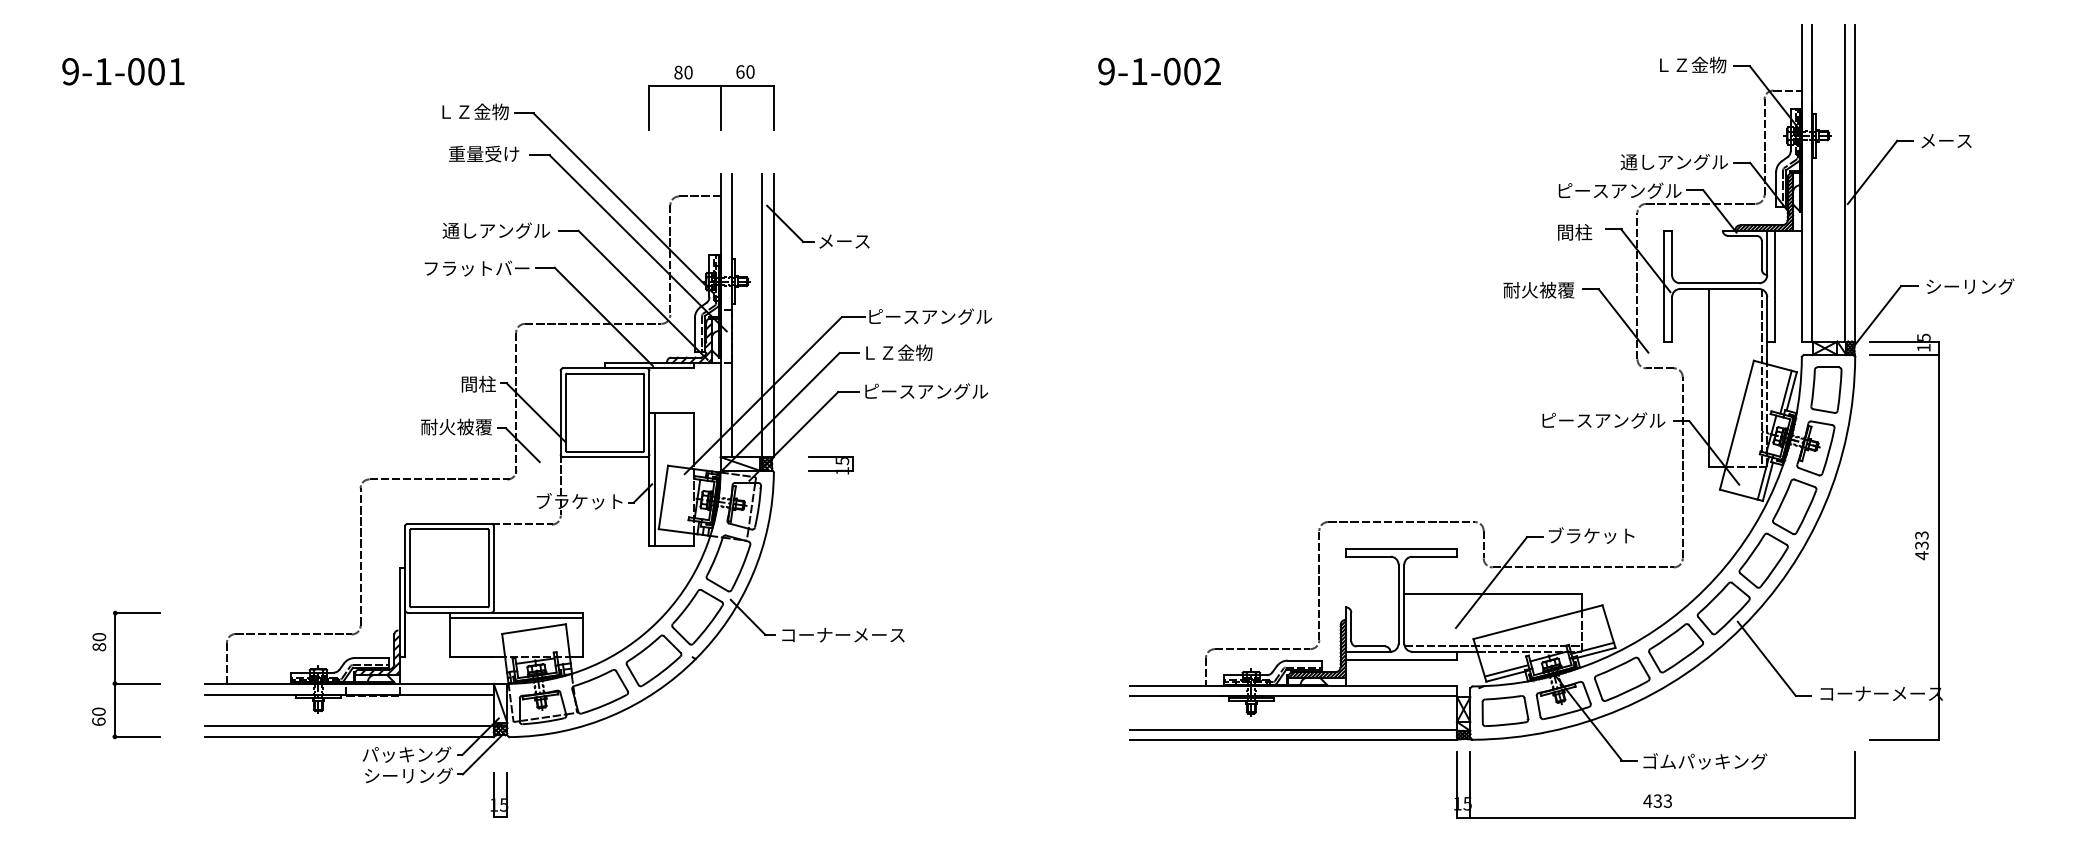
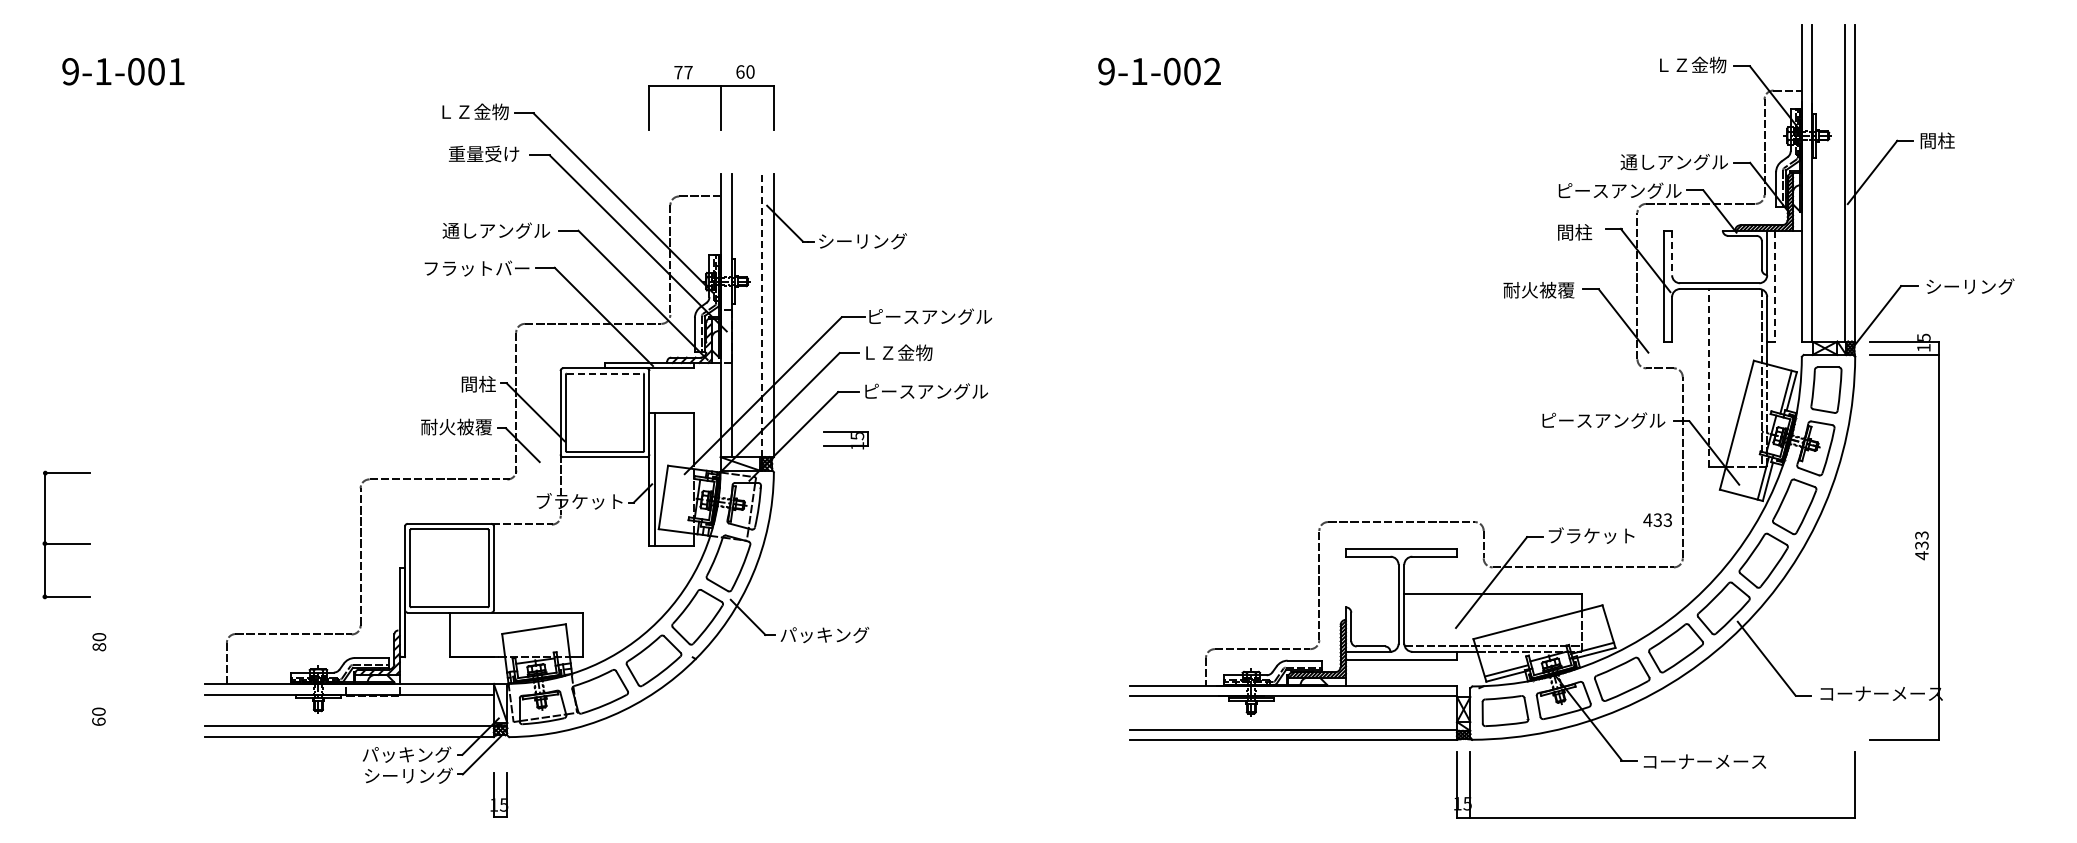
text: 80 -> 77 (683, 72)
text: メース -> 間柱 (1945, 140)
text: メース -> シーリング (862, 241)
line: solid -> dashed (1672, 253)
line: solid -> dashed (1775, 286)
line: solid -> dashed (762, 315)
line: solid -> dashed (605, 373)
line: solid -> dashed (1709, 377)
part position: (830, 465) -> (845, 440) (845, 440)
line: present -> none (515, 618)
text: コーナーメース -> パッキング (842, 634)
part position: (136, 683) -> (66, 543) (66, 543)
text: ゴムパッキング -> コーナーメース (1705, 761)
text position: (1657, 800) -> (1657, 519) (1657, 519)
